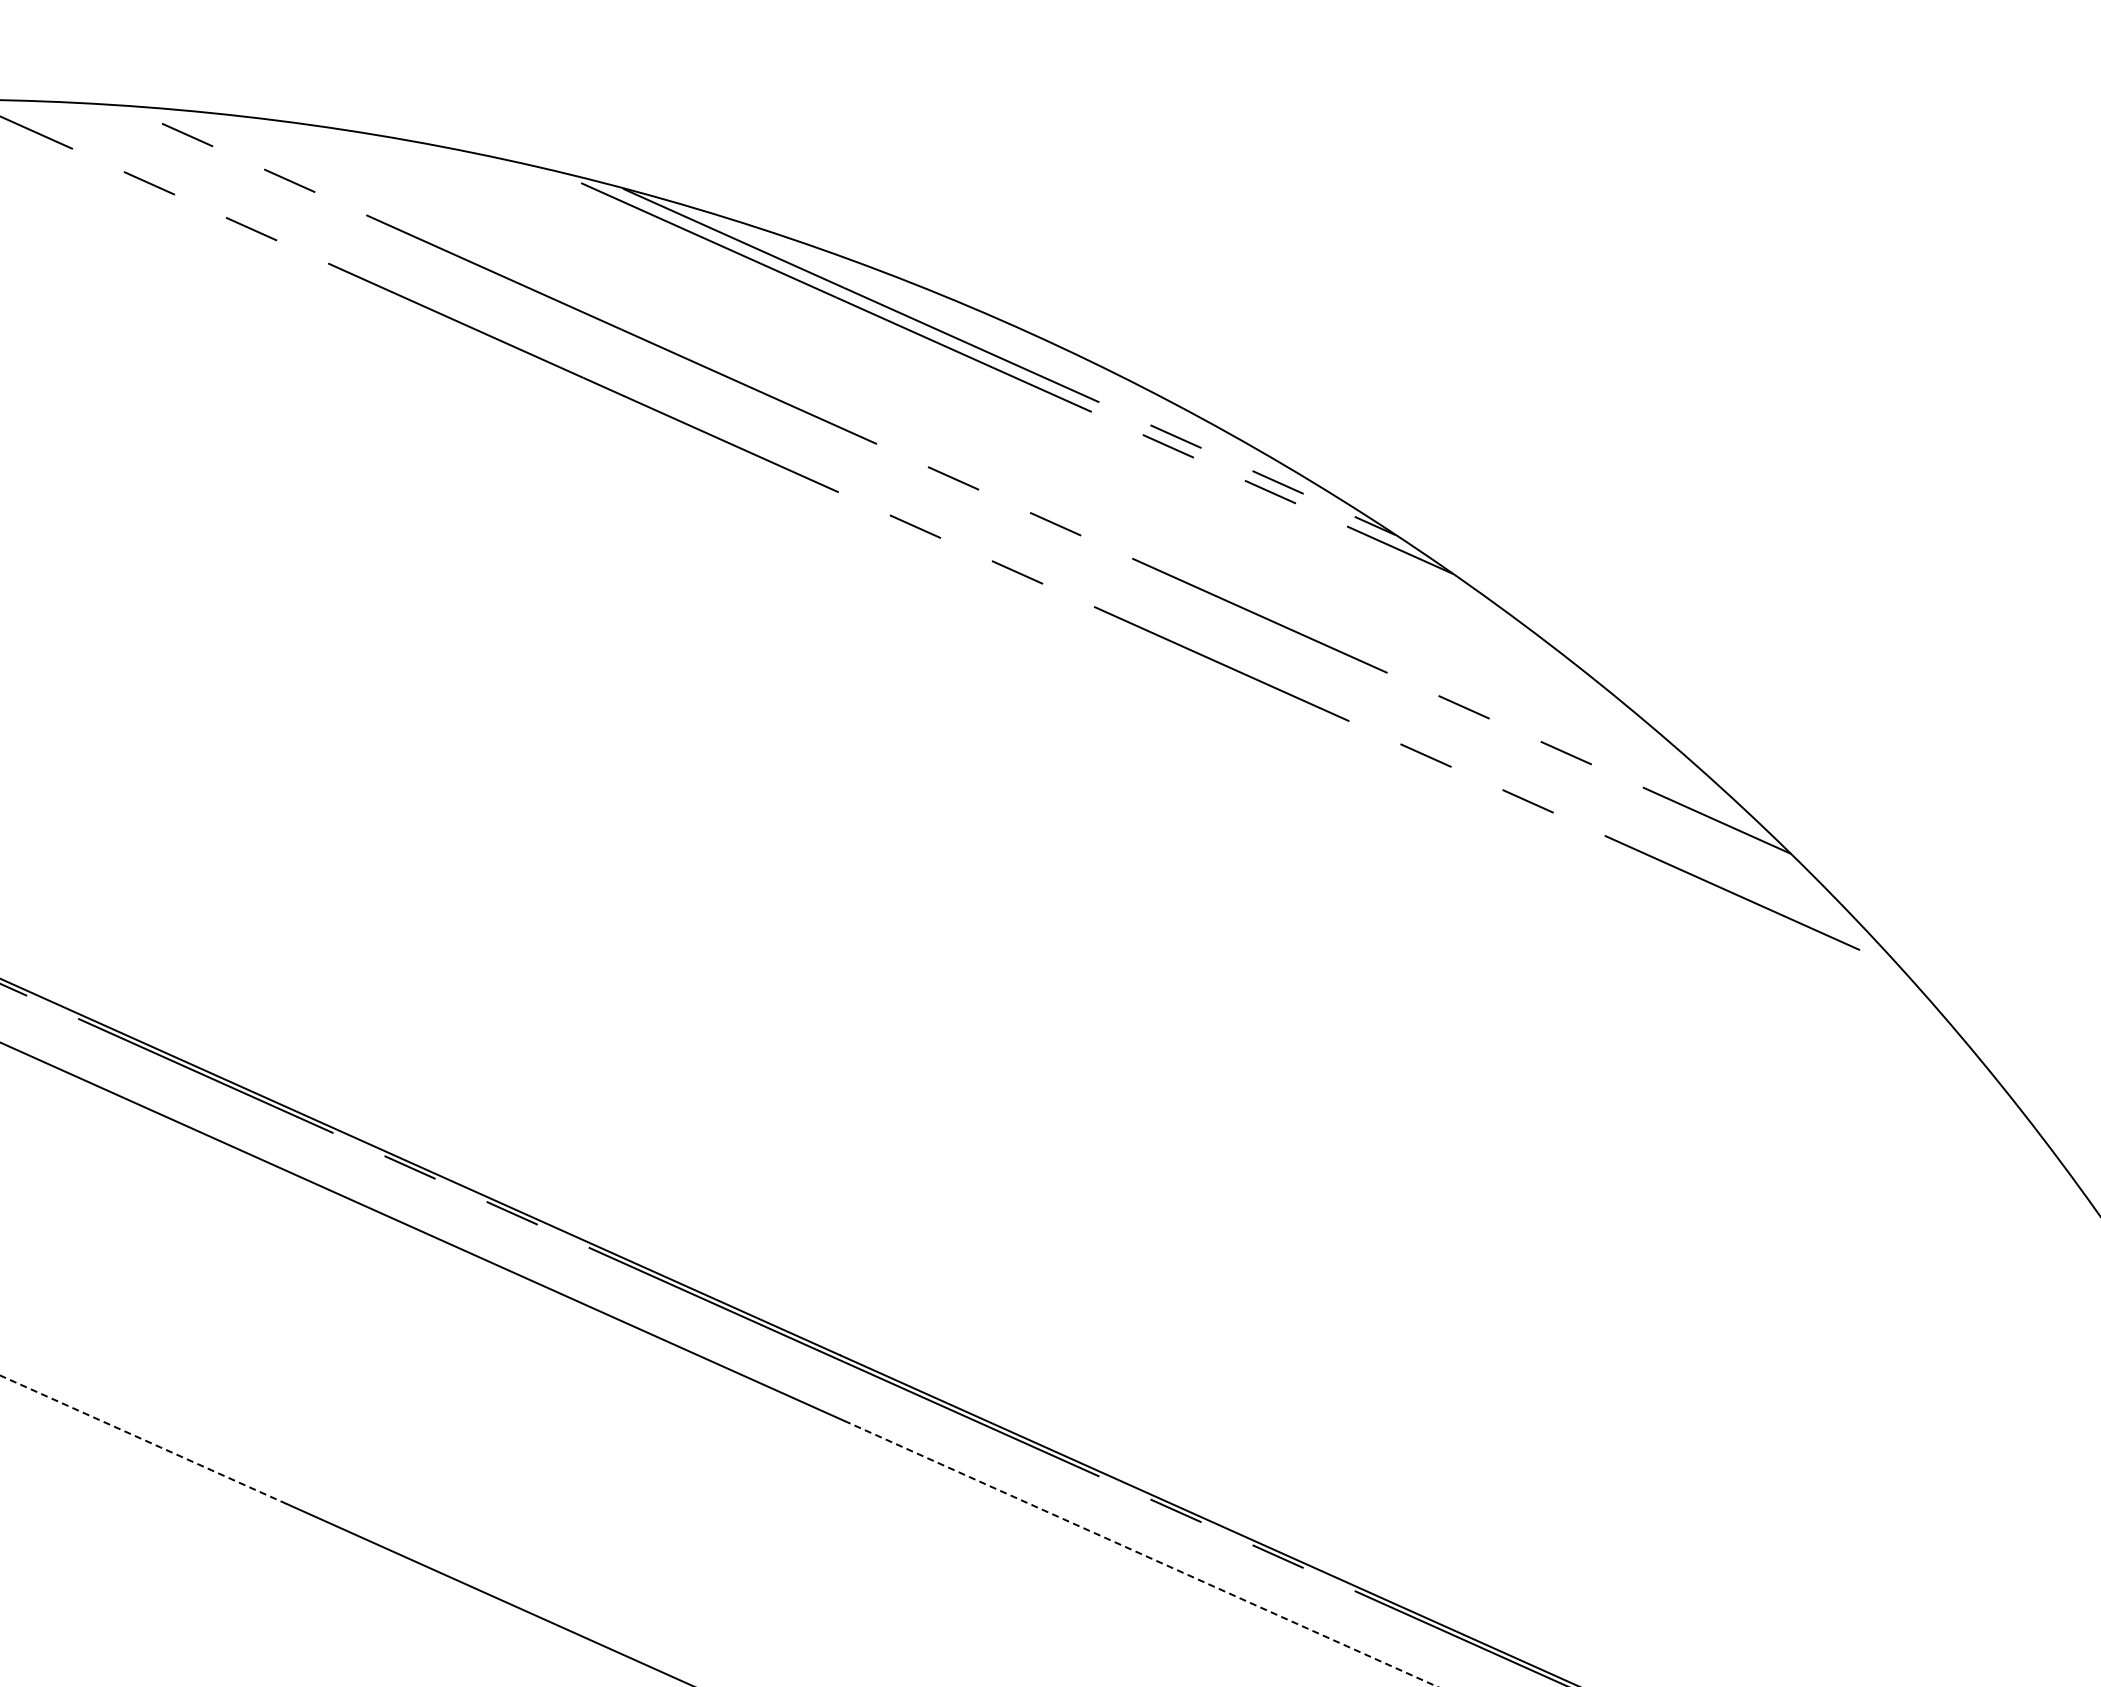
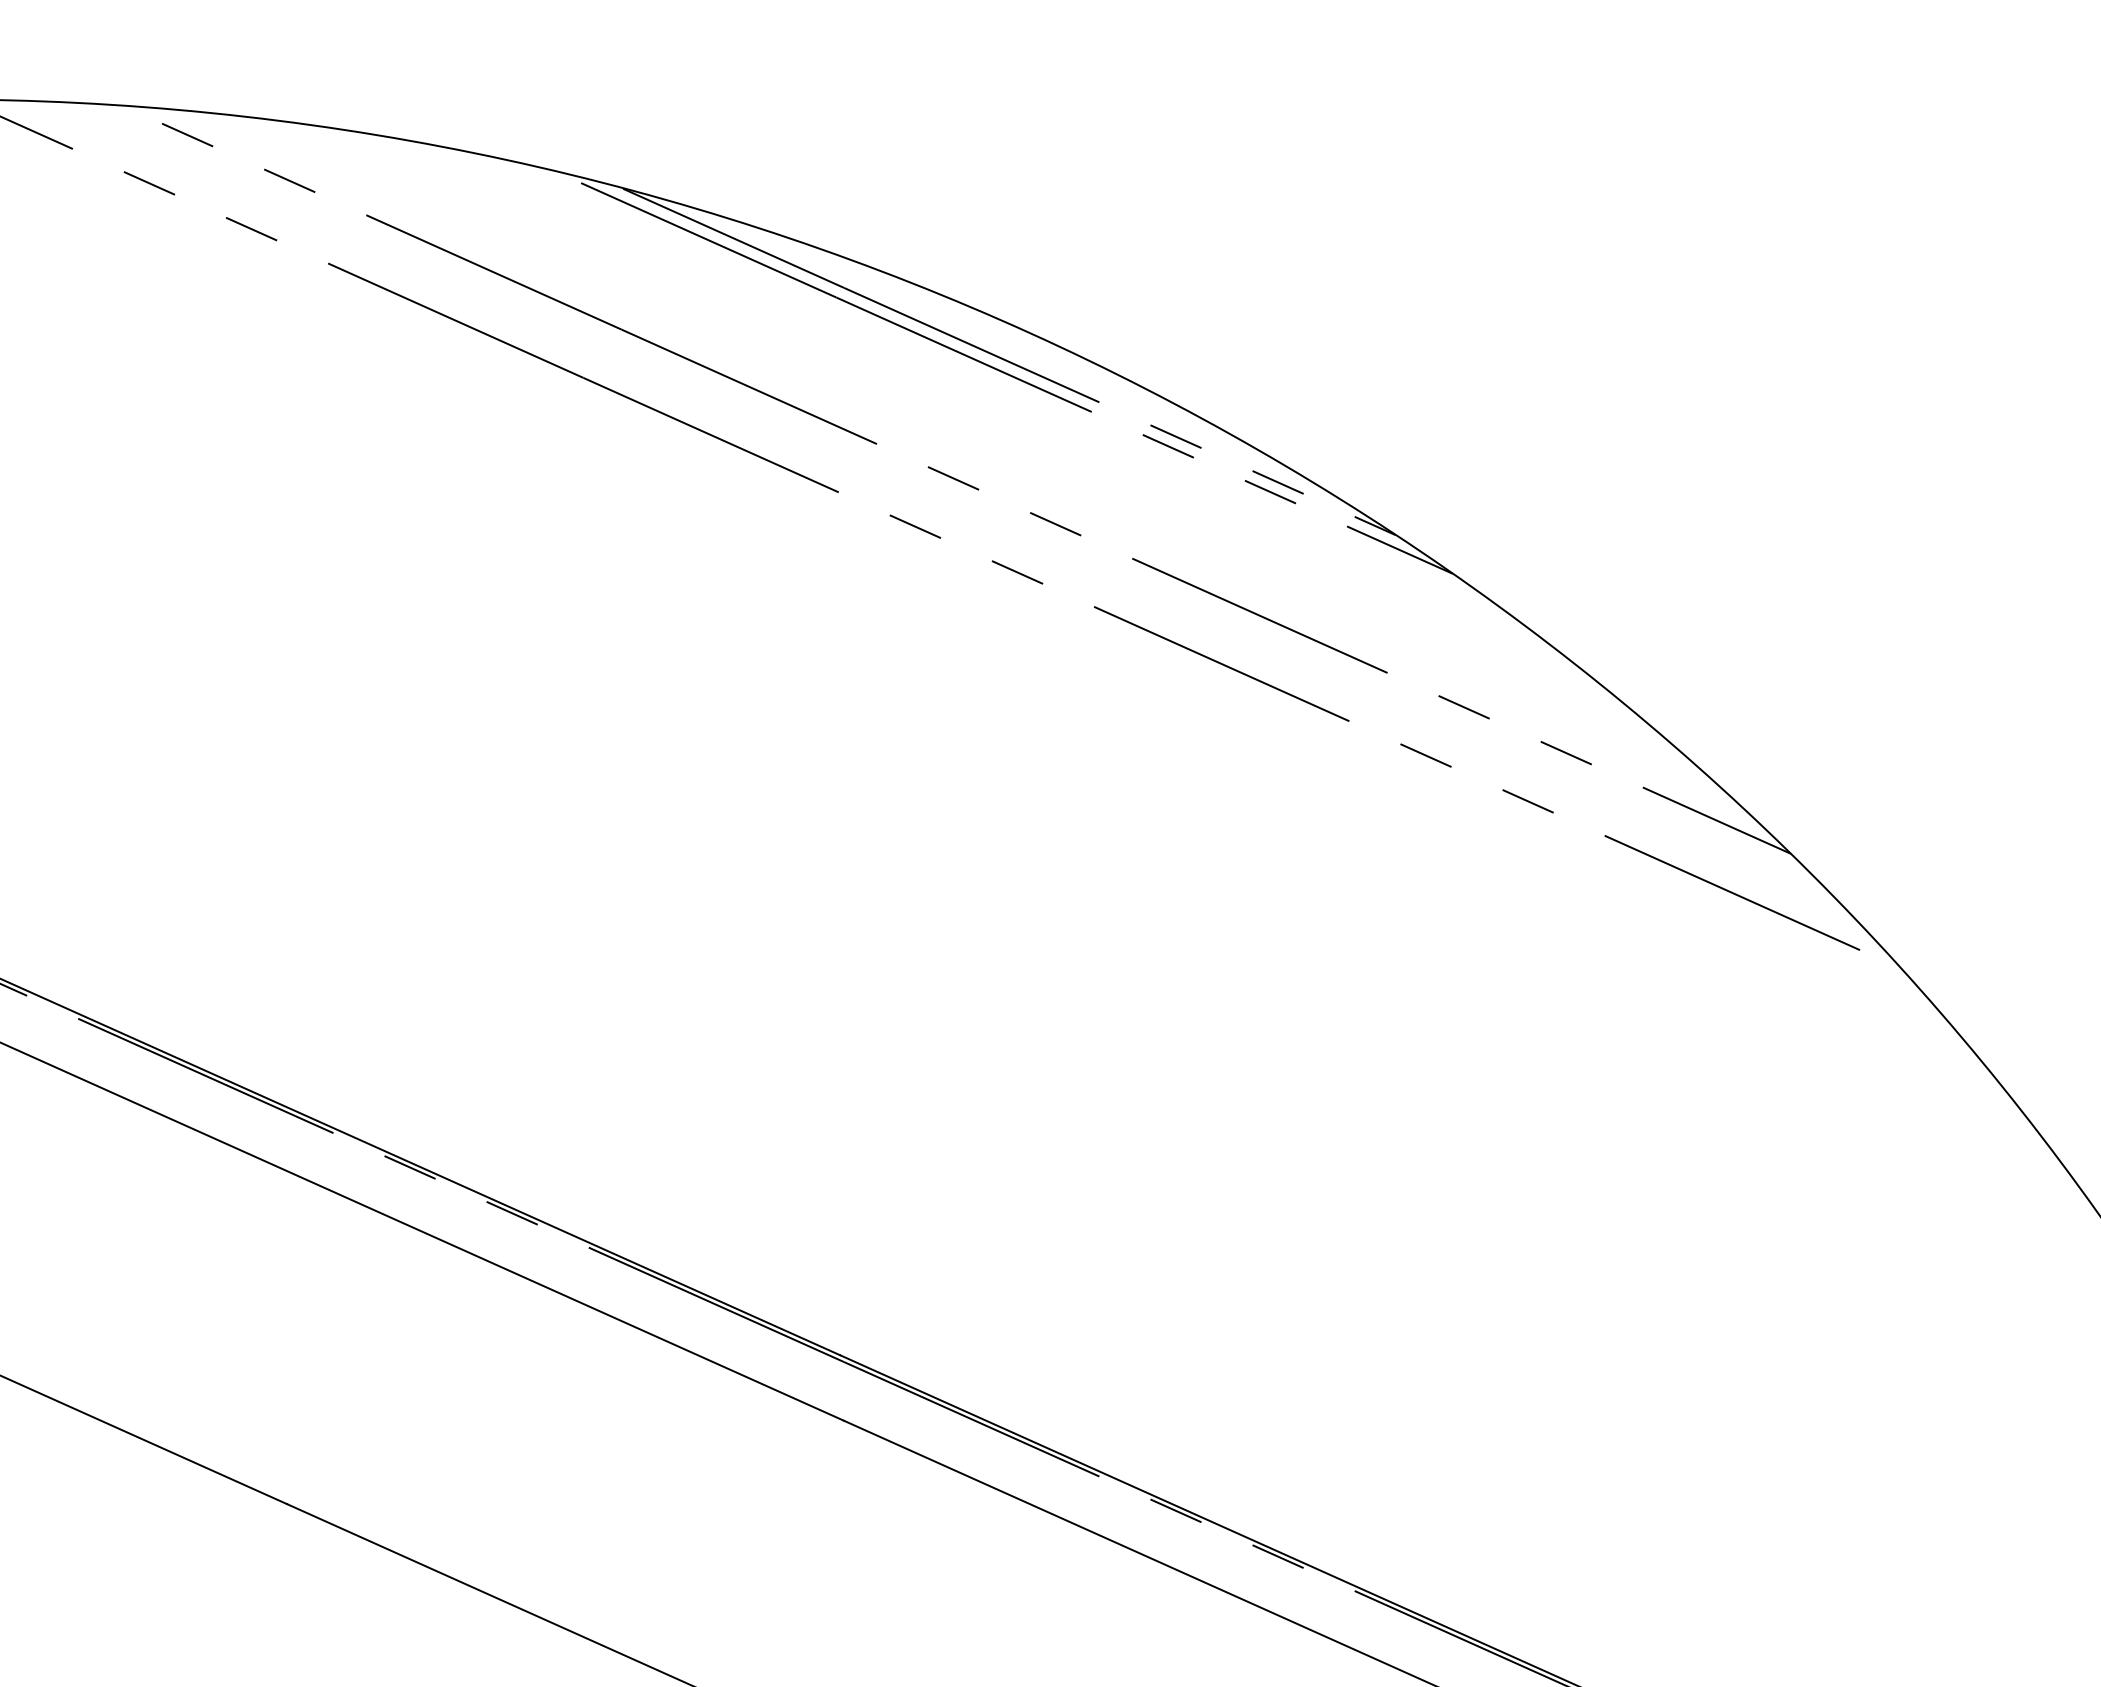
line: dashed -> solid (143, 1439)
line: dashed -> solid (1140, 1553)
